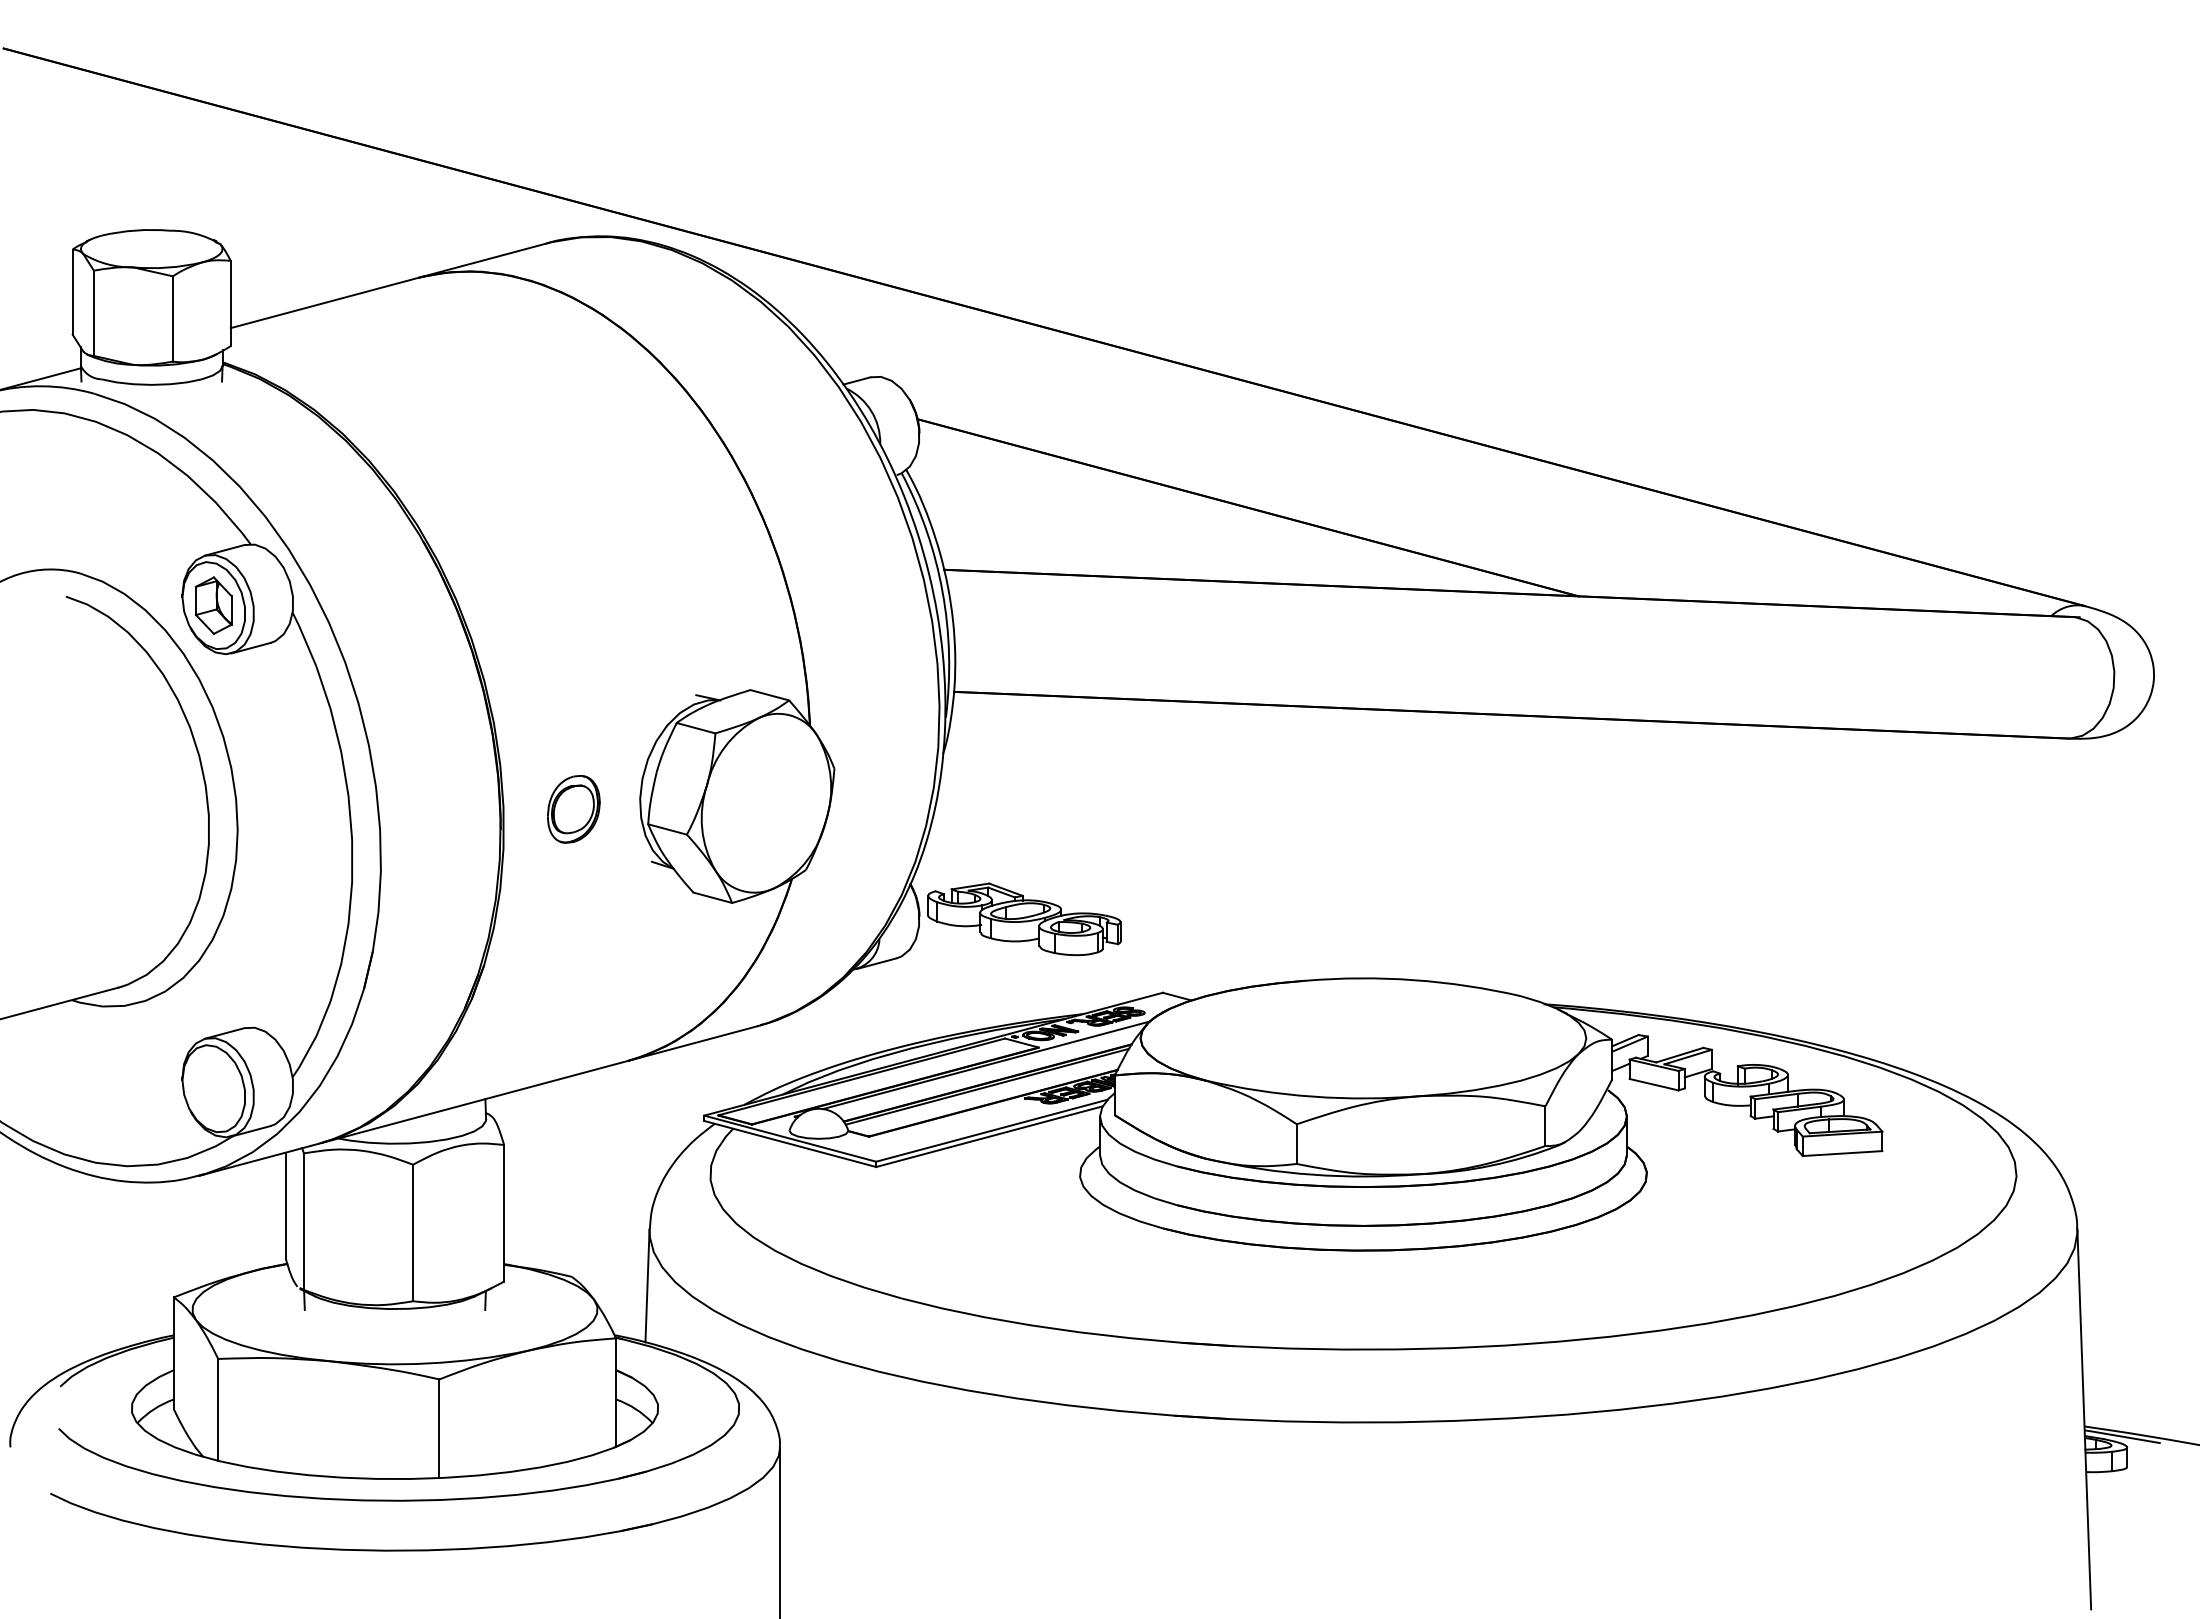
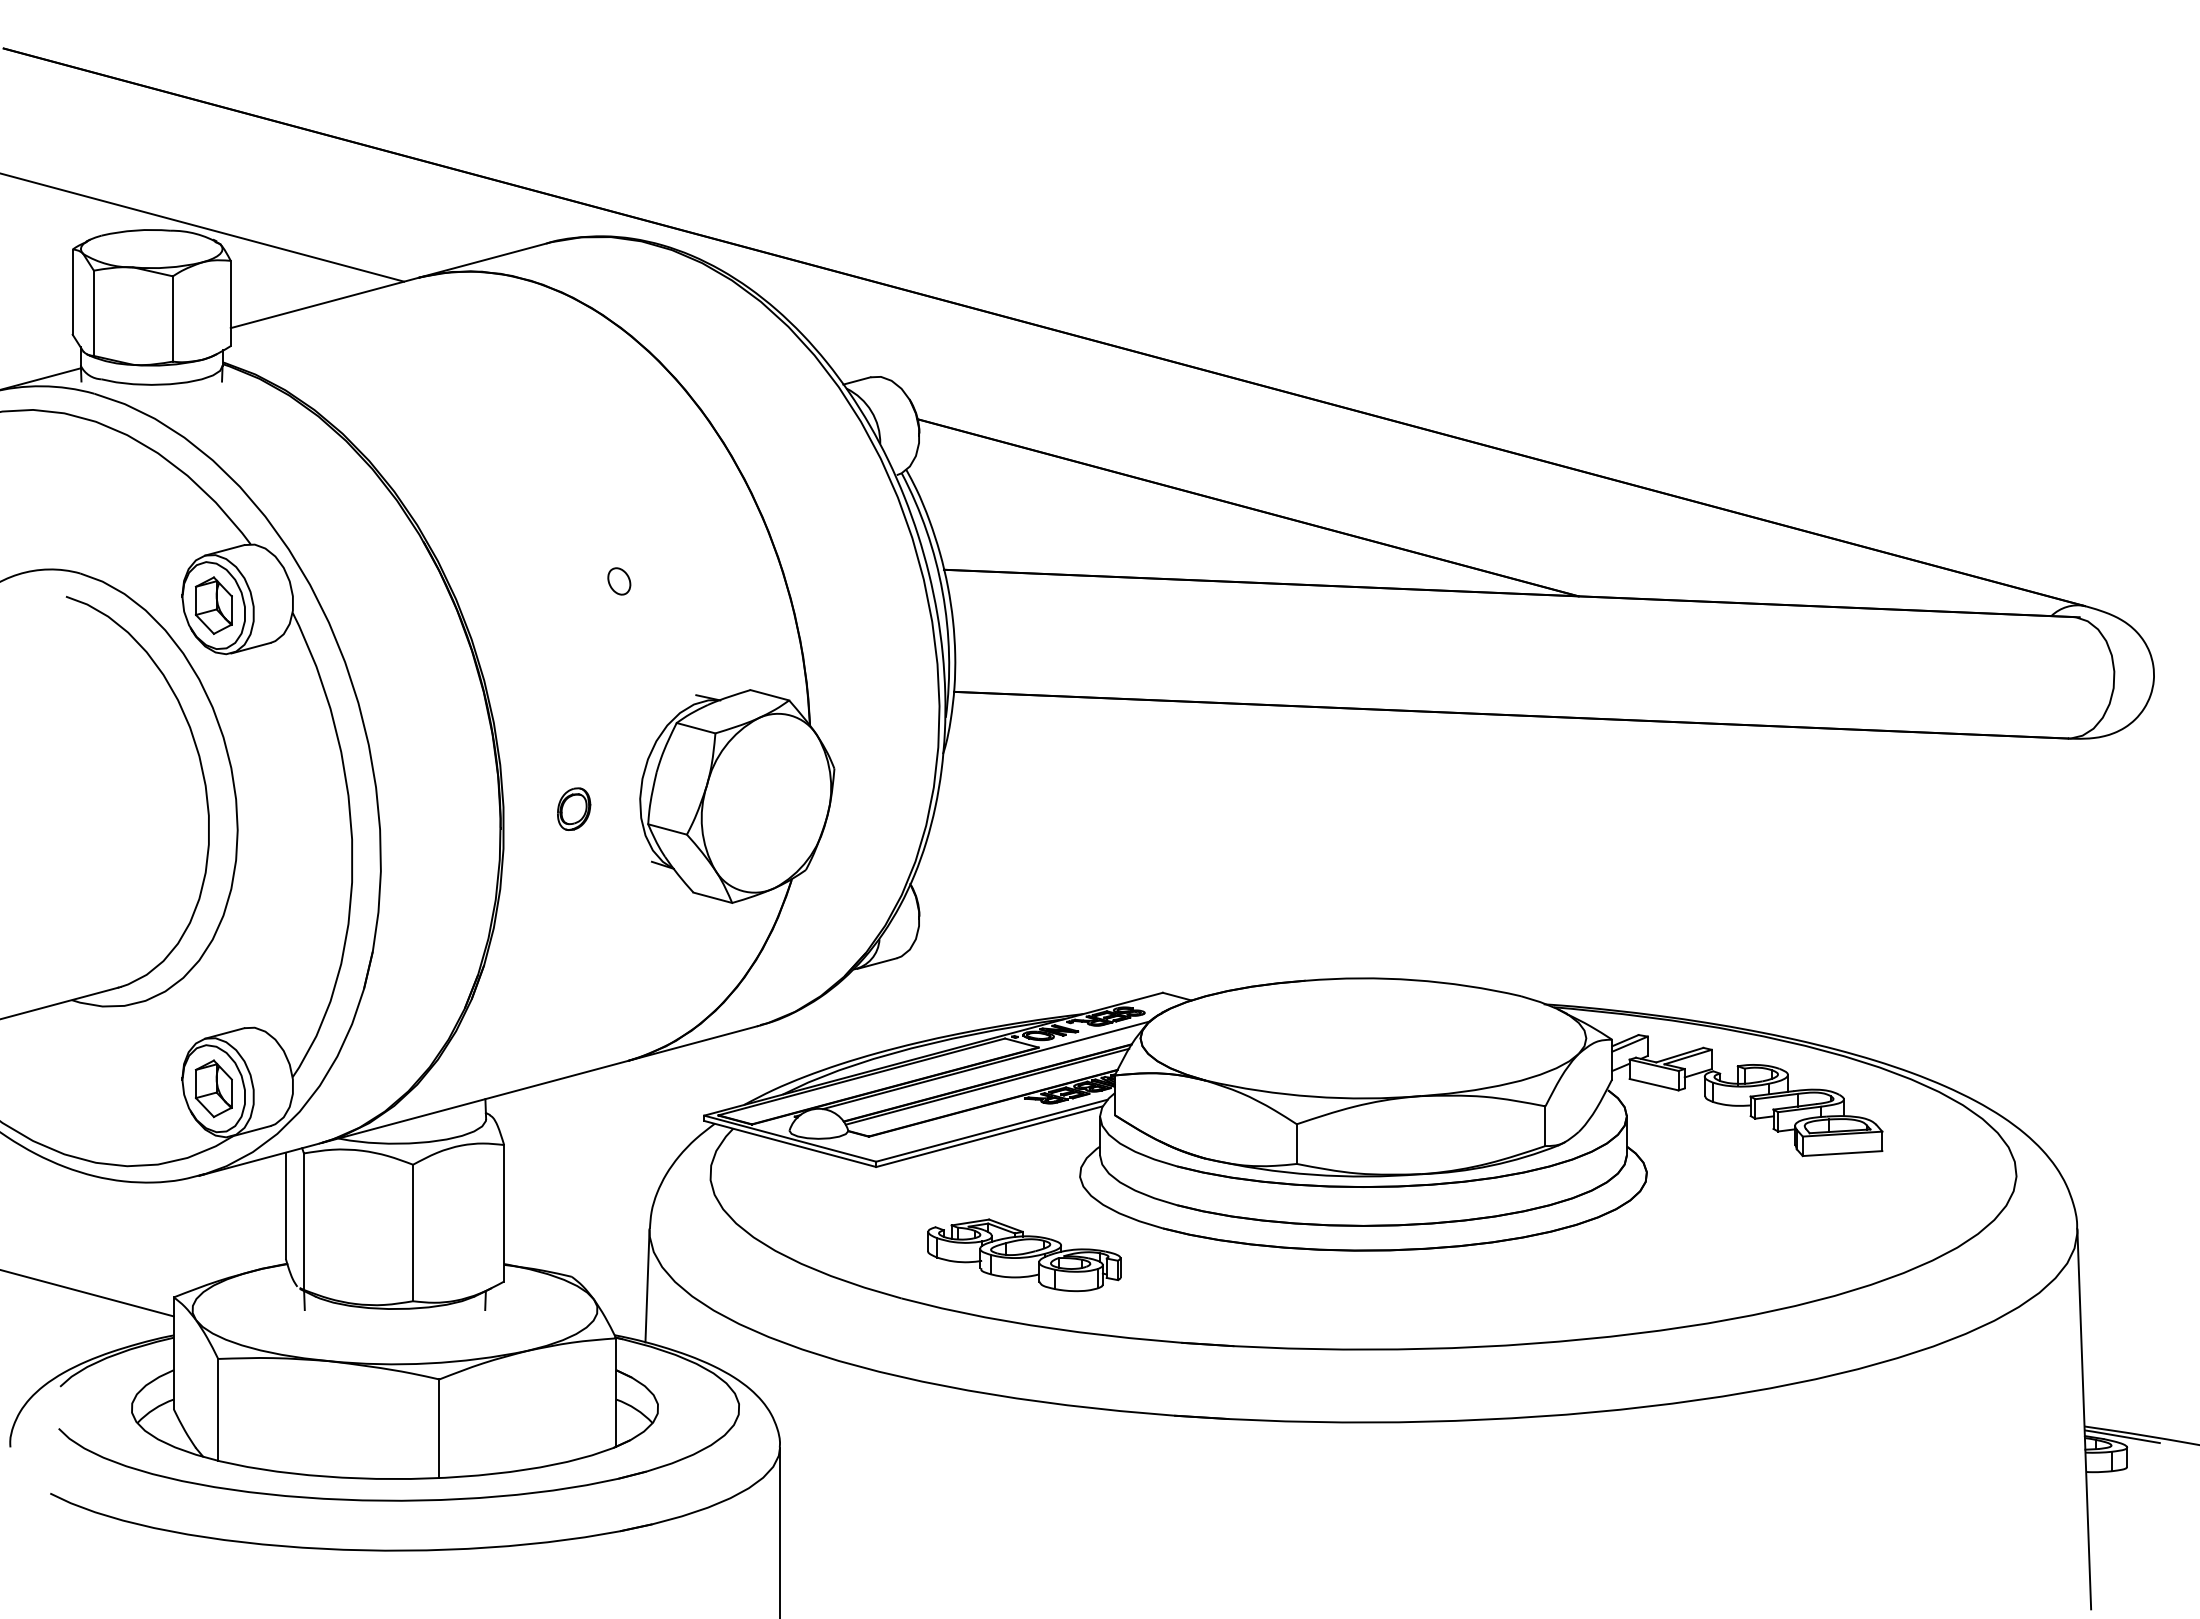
line: none -> present (203, 227)
part: none -> present (619, 581)
part size: 54x69 px -> 35x44 px (574, 808)
part position: (1024, 919) -> (1024, 1255) (1024, 1255)
part: none -> present (213, 1088)
line: none -> present (87, 1293)
